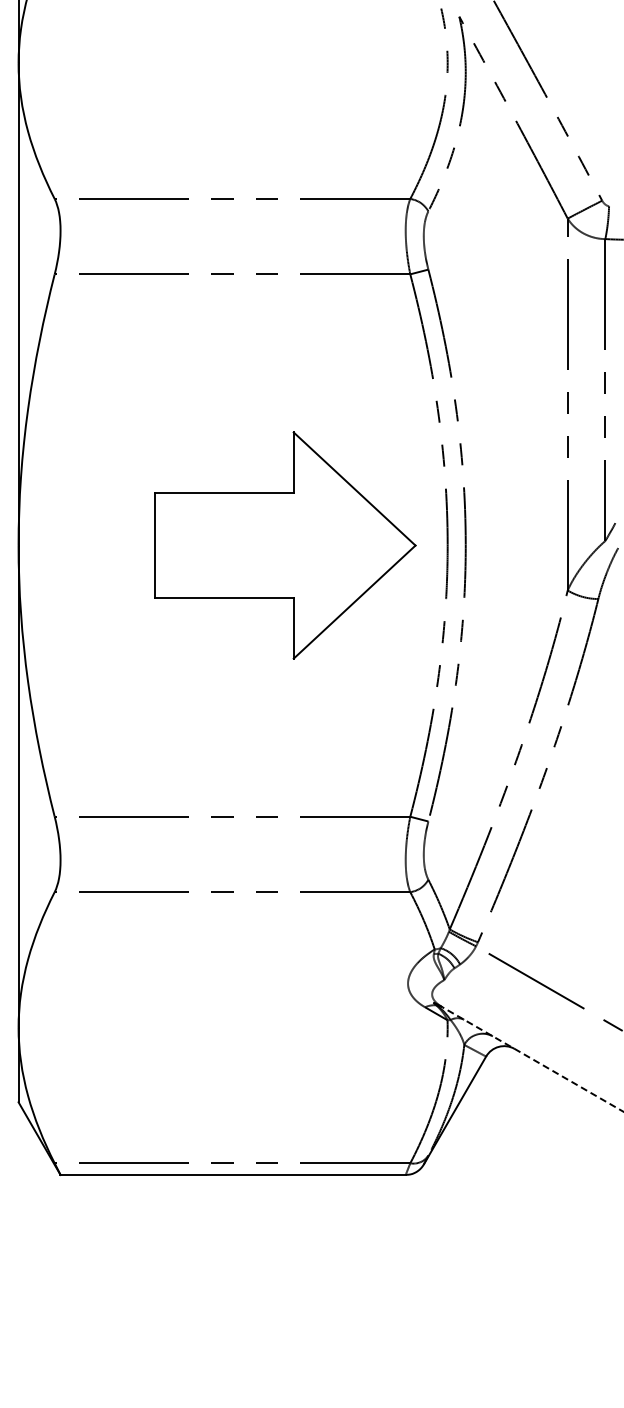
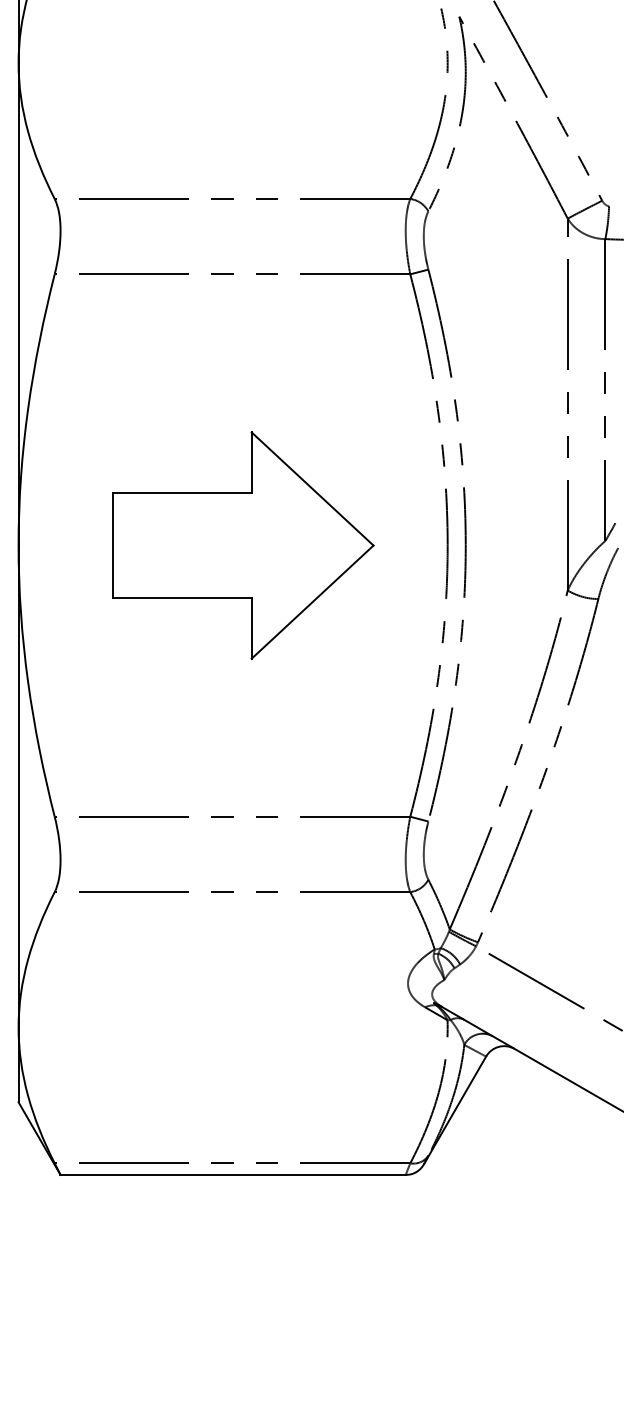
part position: (285, 545) -> (243, 545) (243, 545)
line: dashed -> solid (532, 1059)
